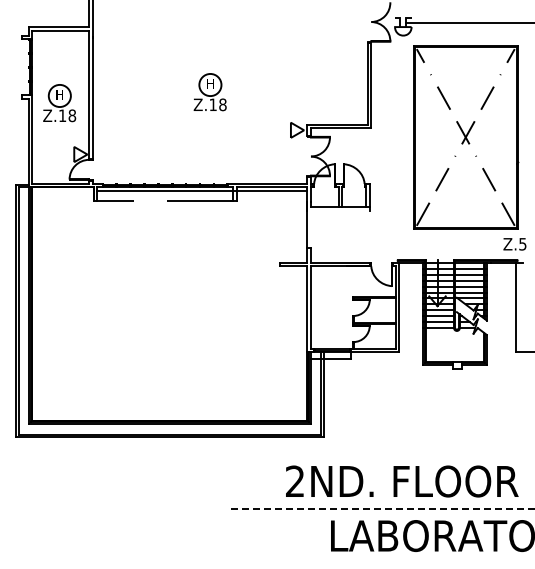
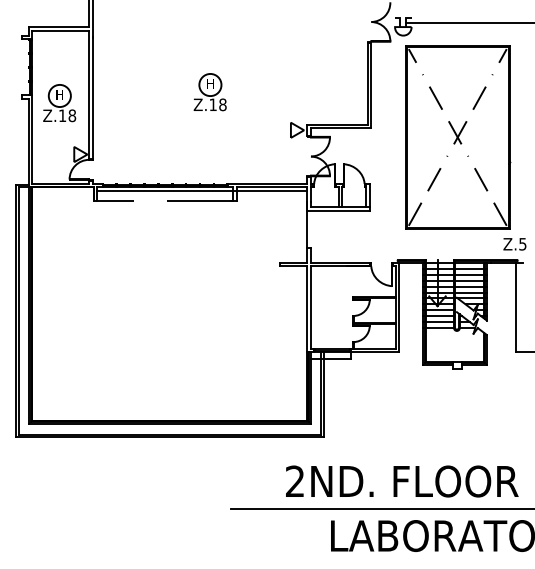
part position: (466, 137) -> (458, 137) (458, 137)
line: none -> present (338, 210)
line: dashed -> solid (383, 508)
